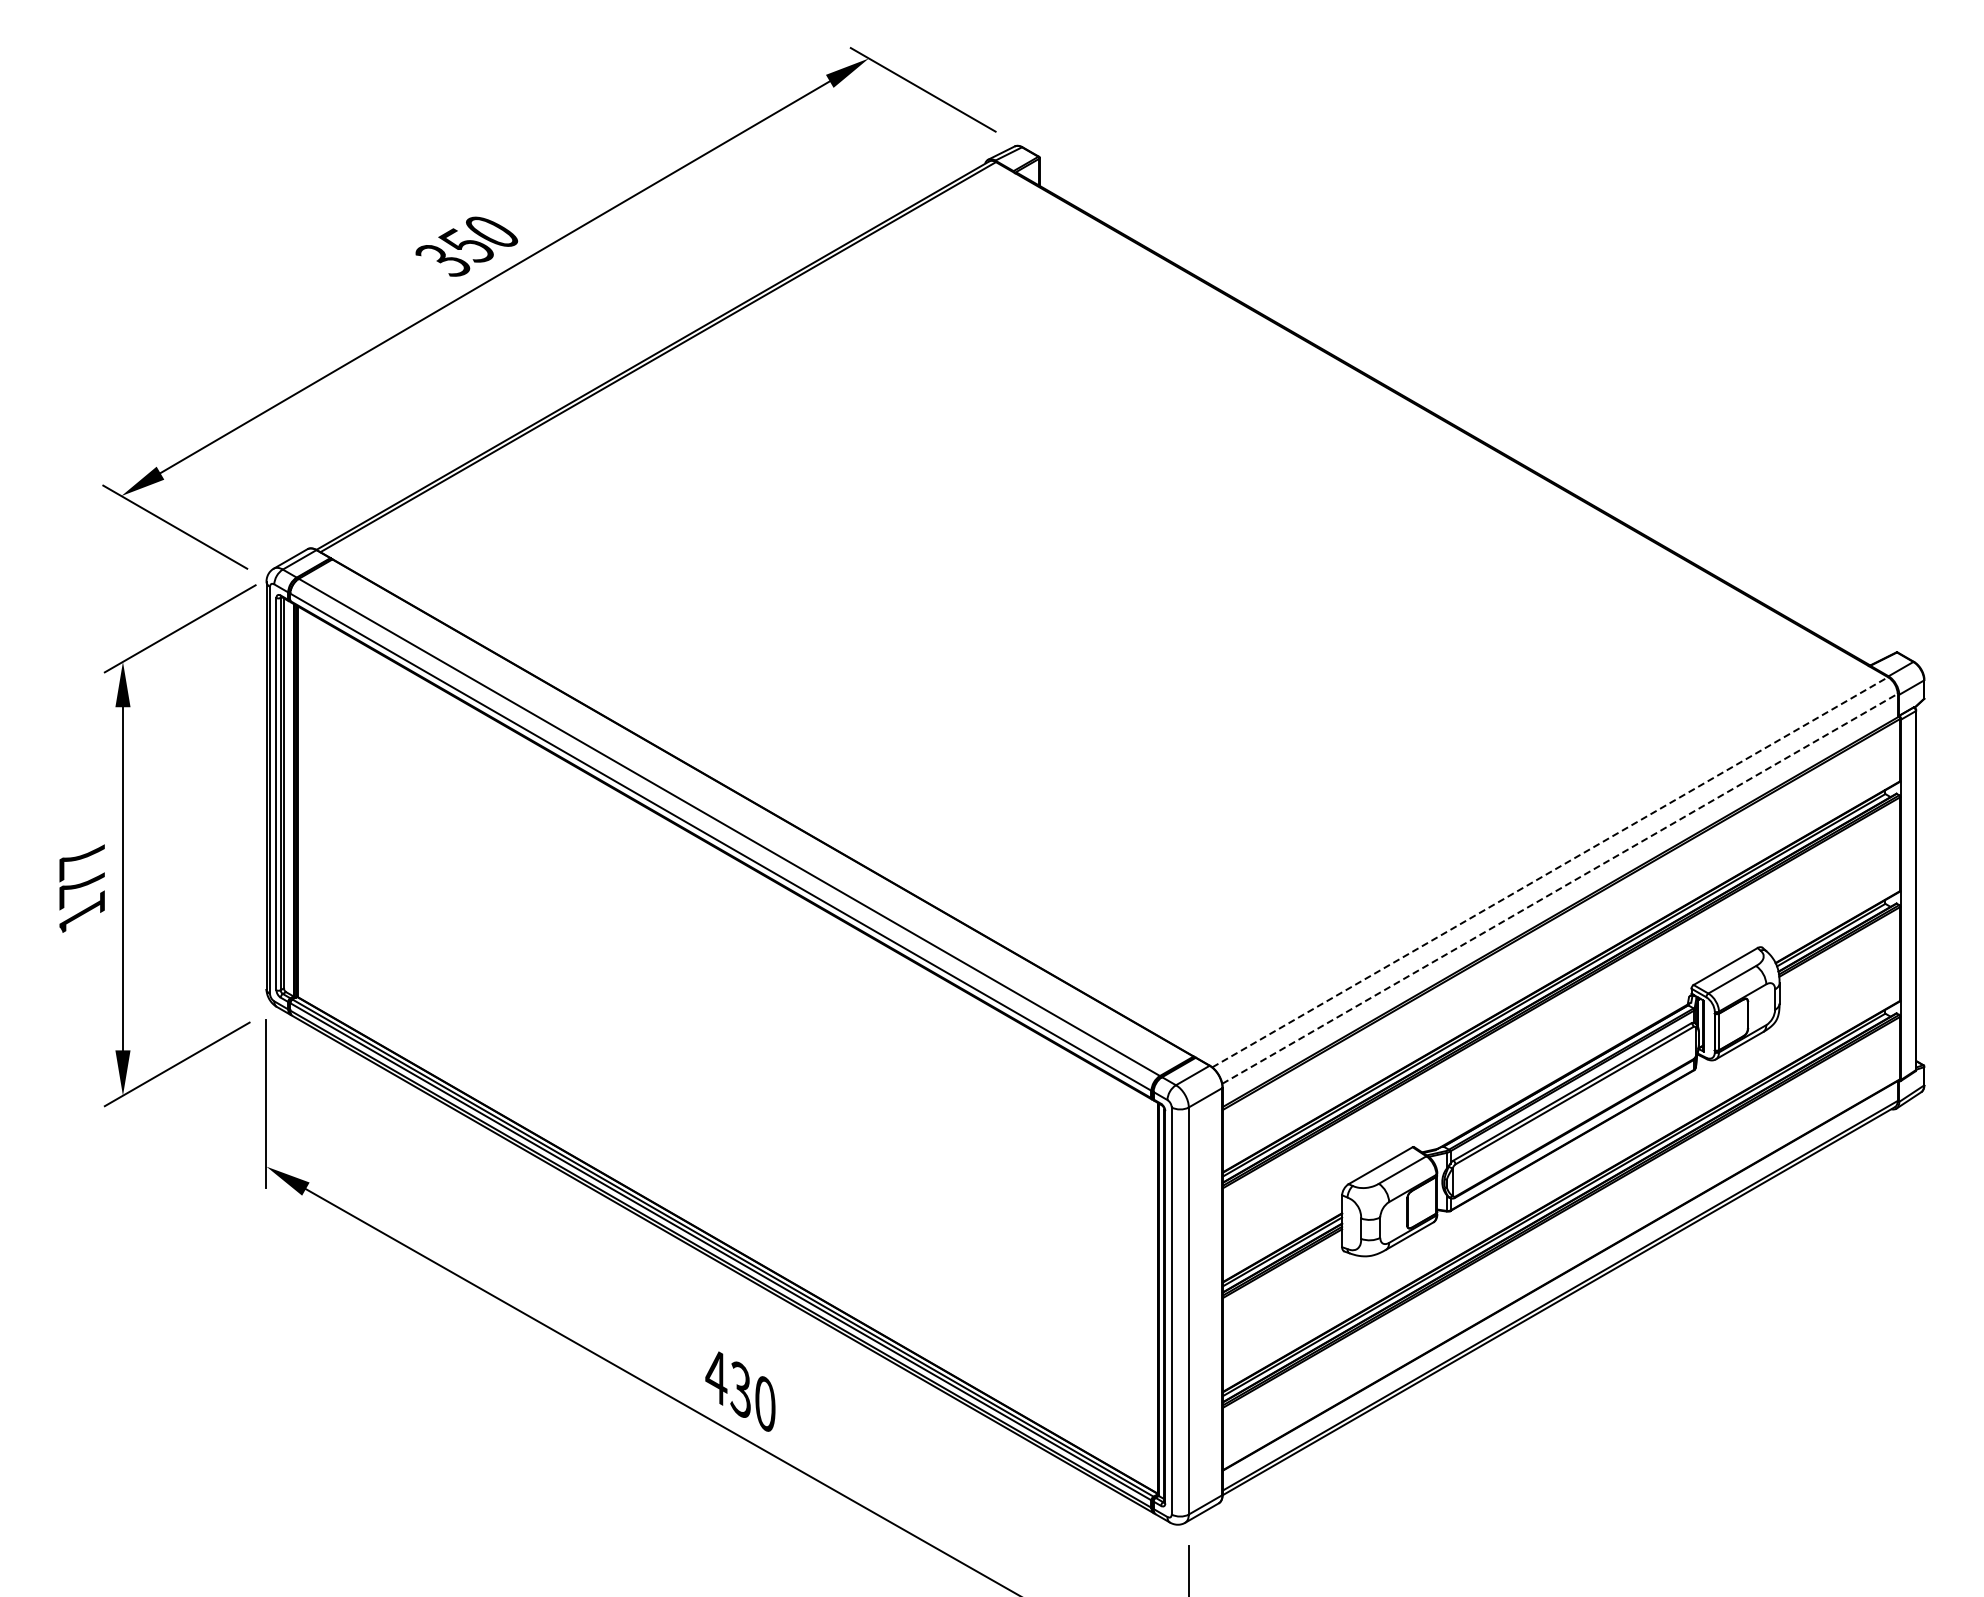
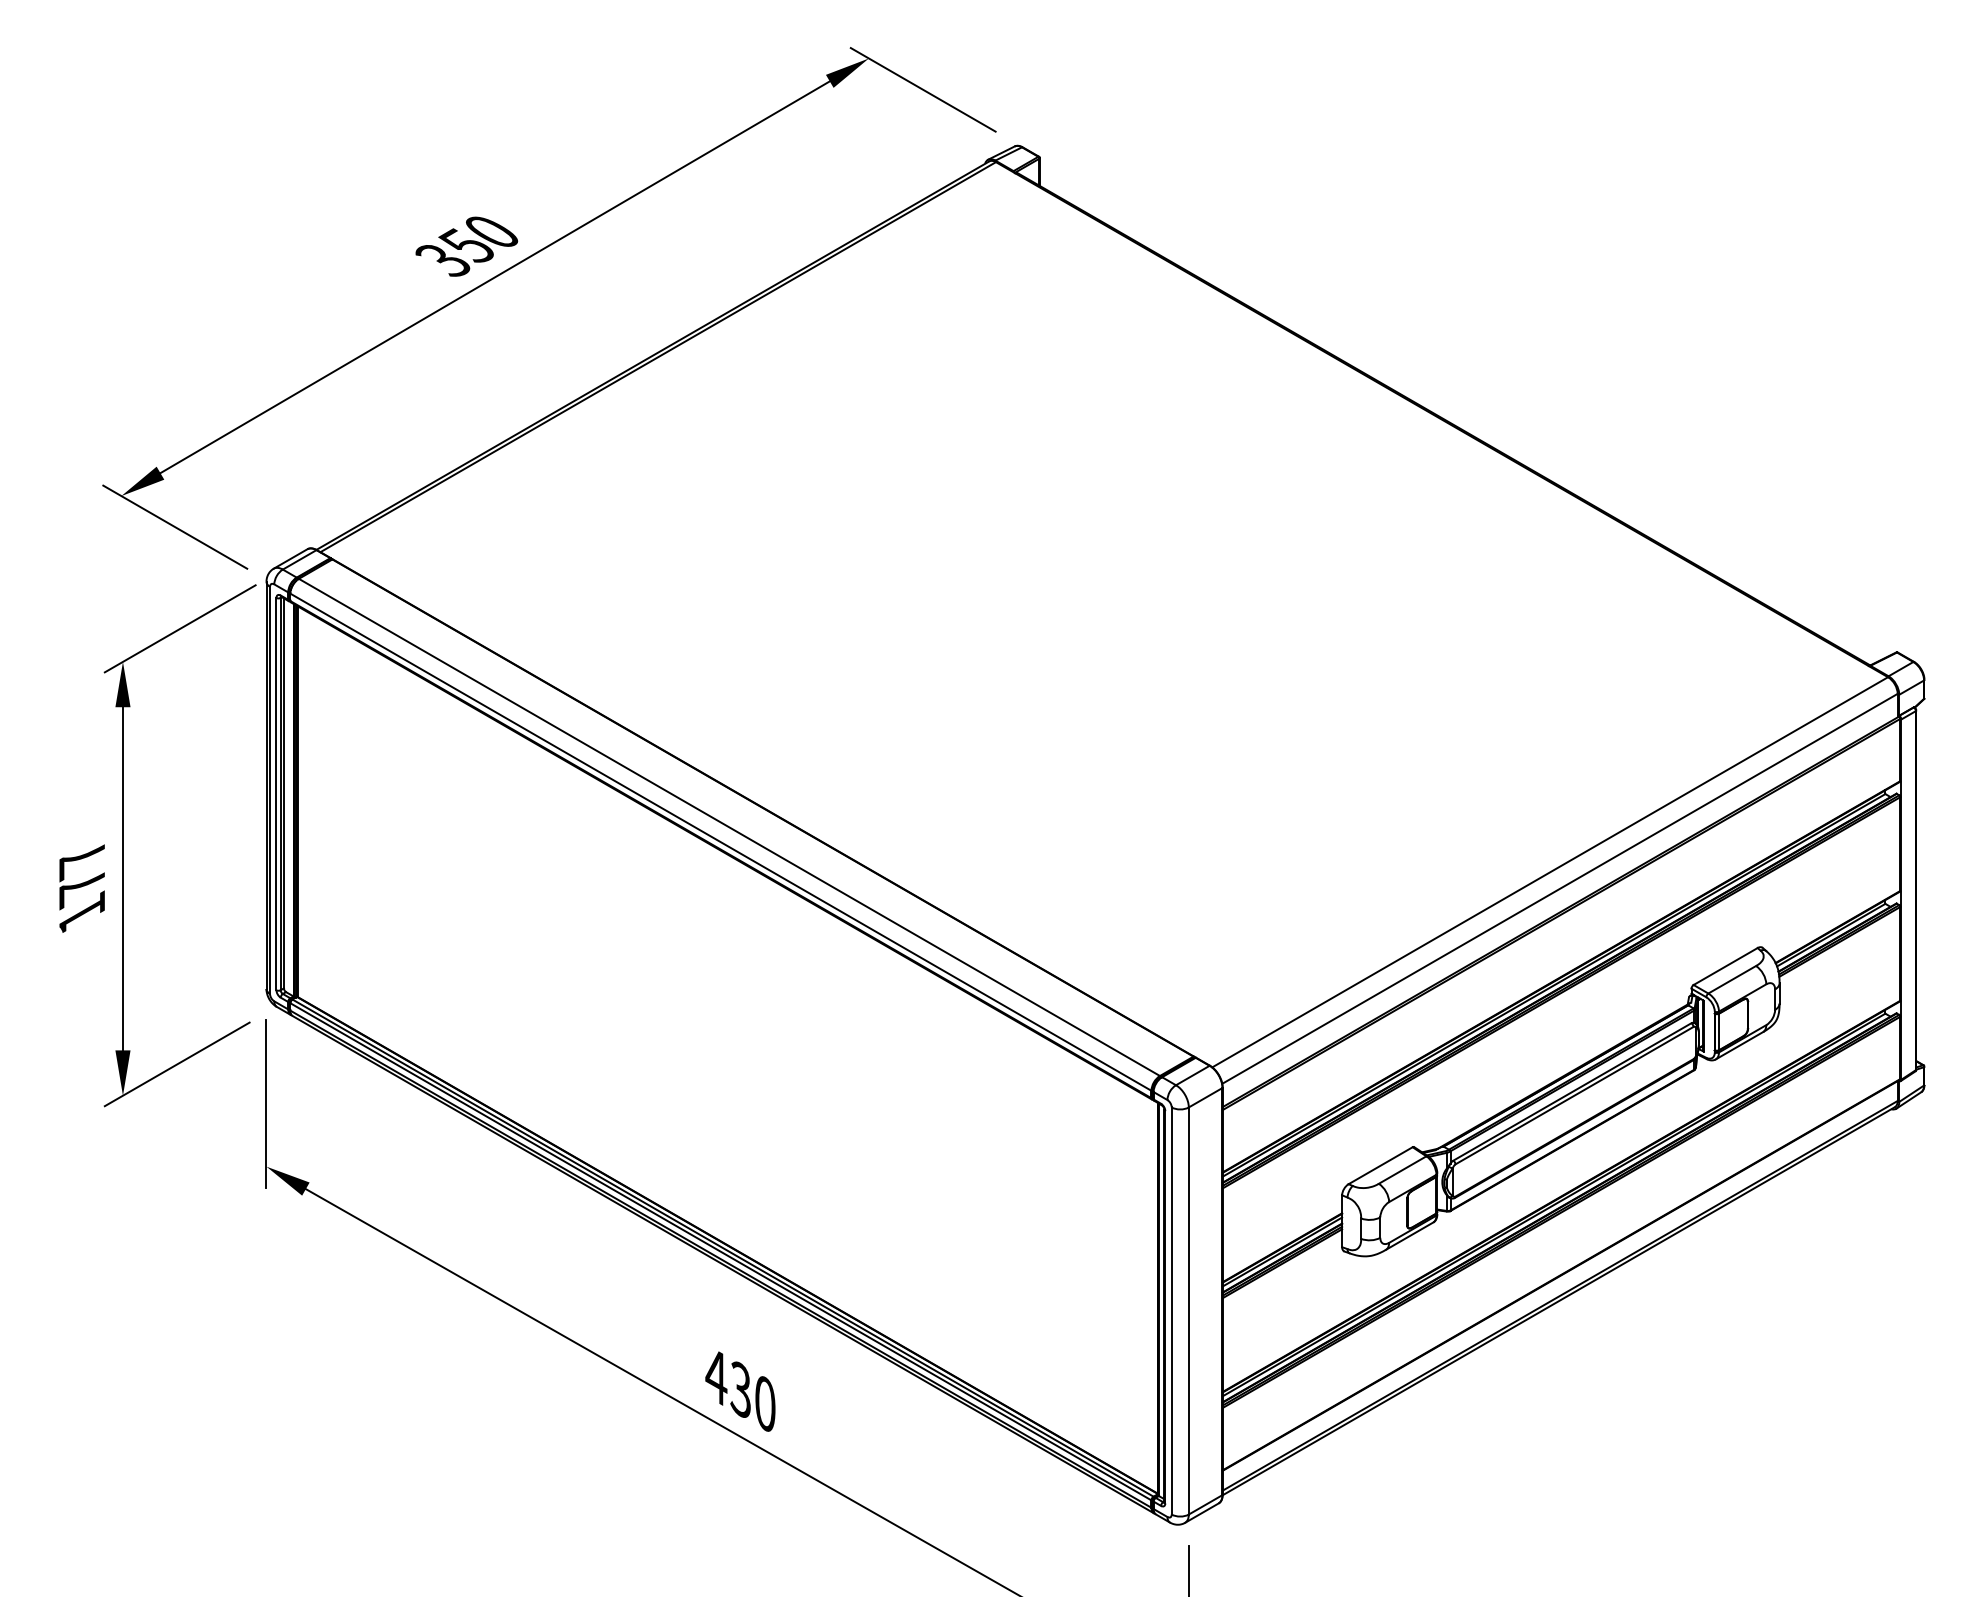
line: dashed -> solid (1550, 872)
line: dashed -> solid (1559, 888)
